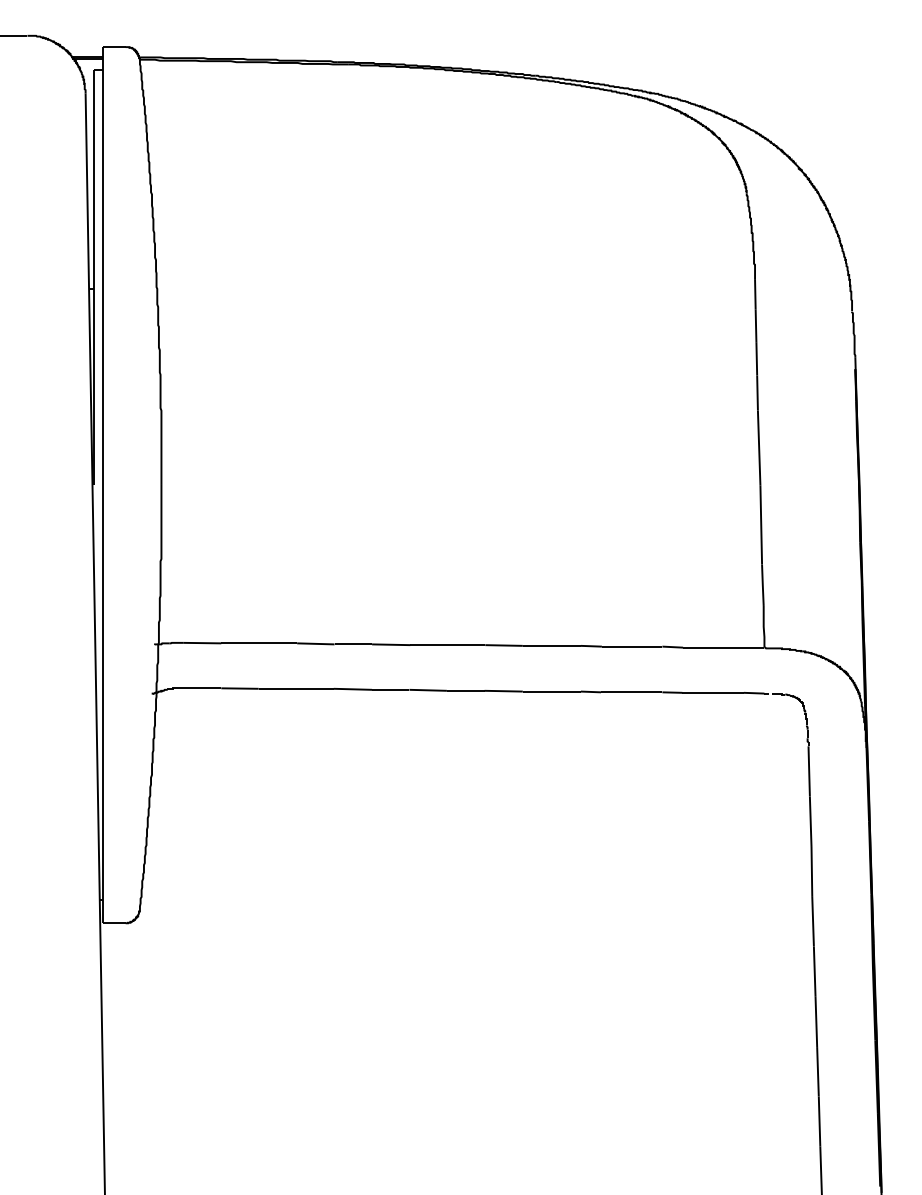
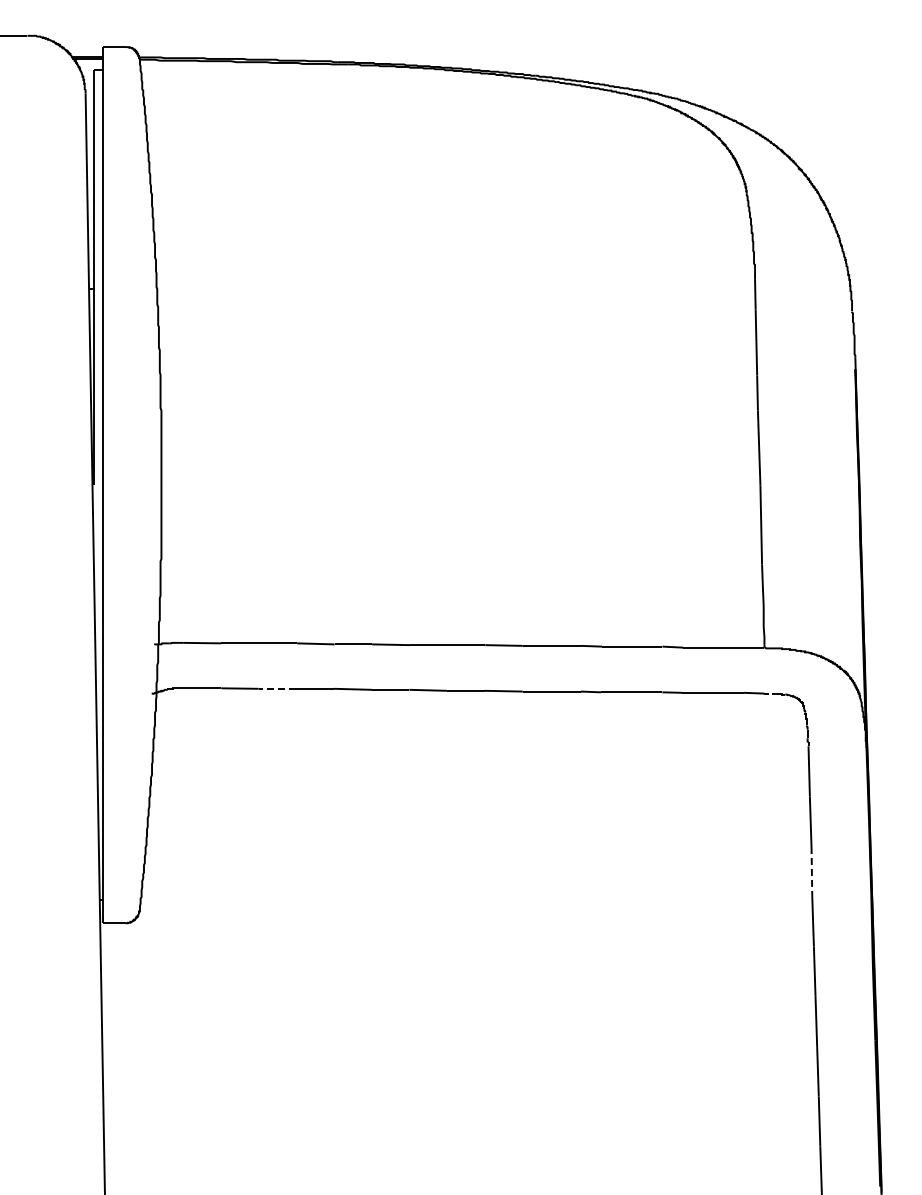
line: solid -> dashed (277, 688)
line: solid -> dashed (811, 871)
